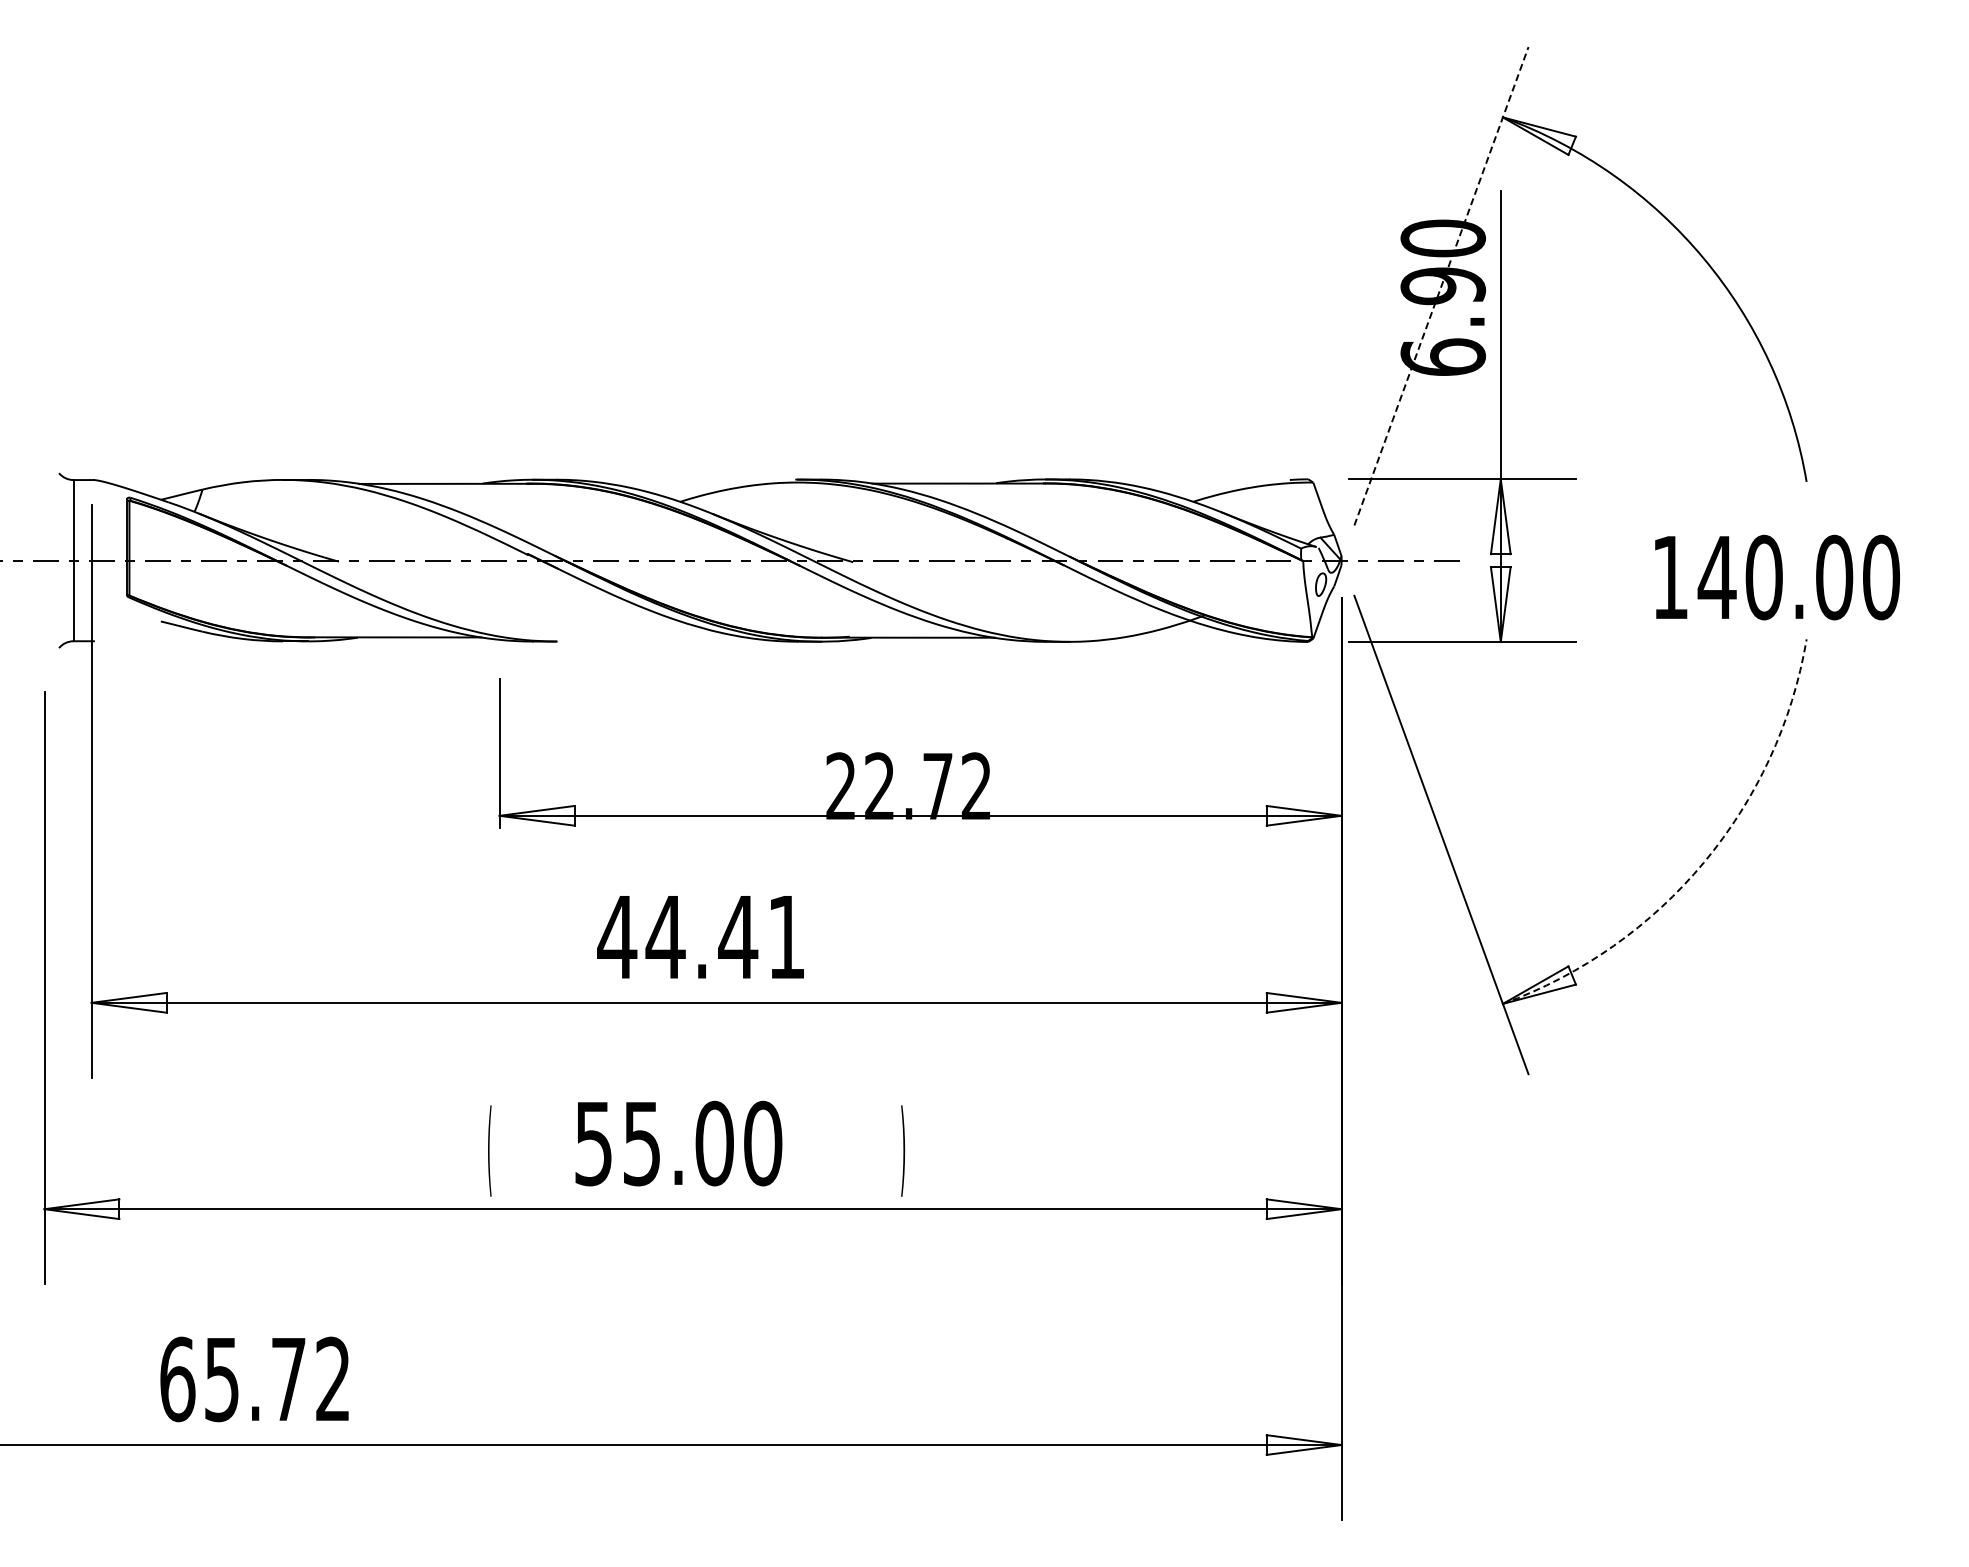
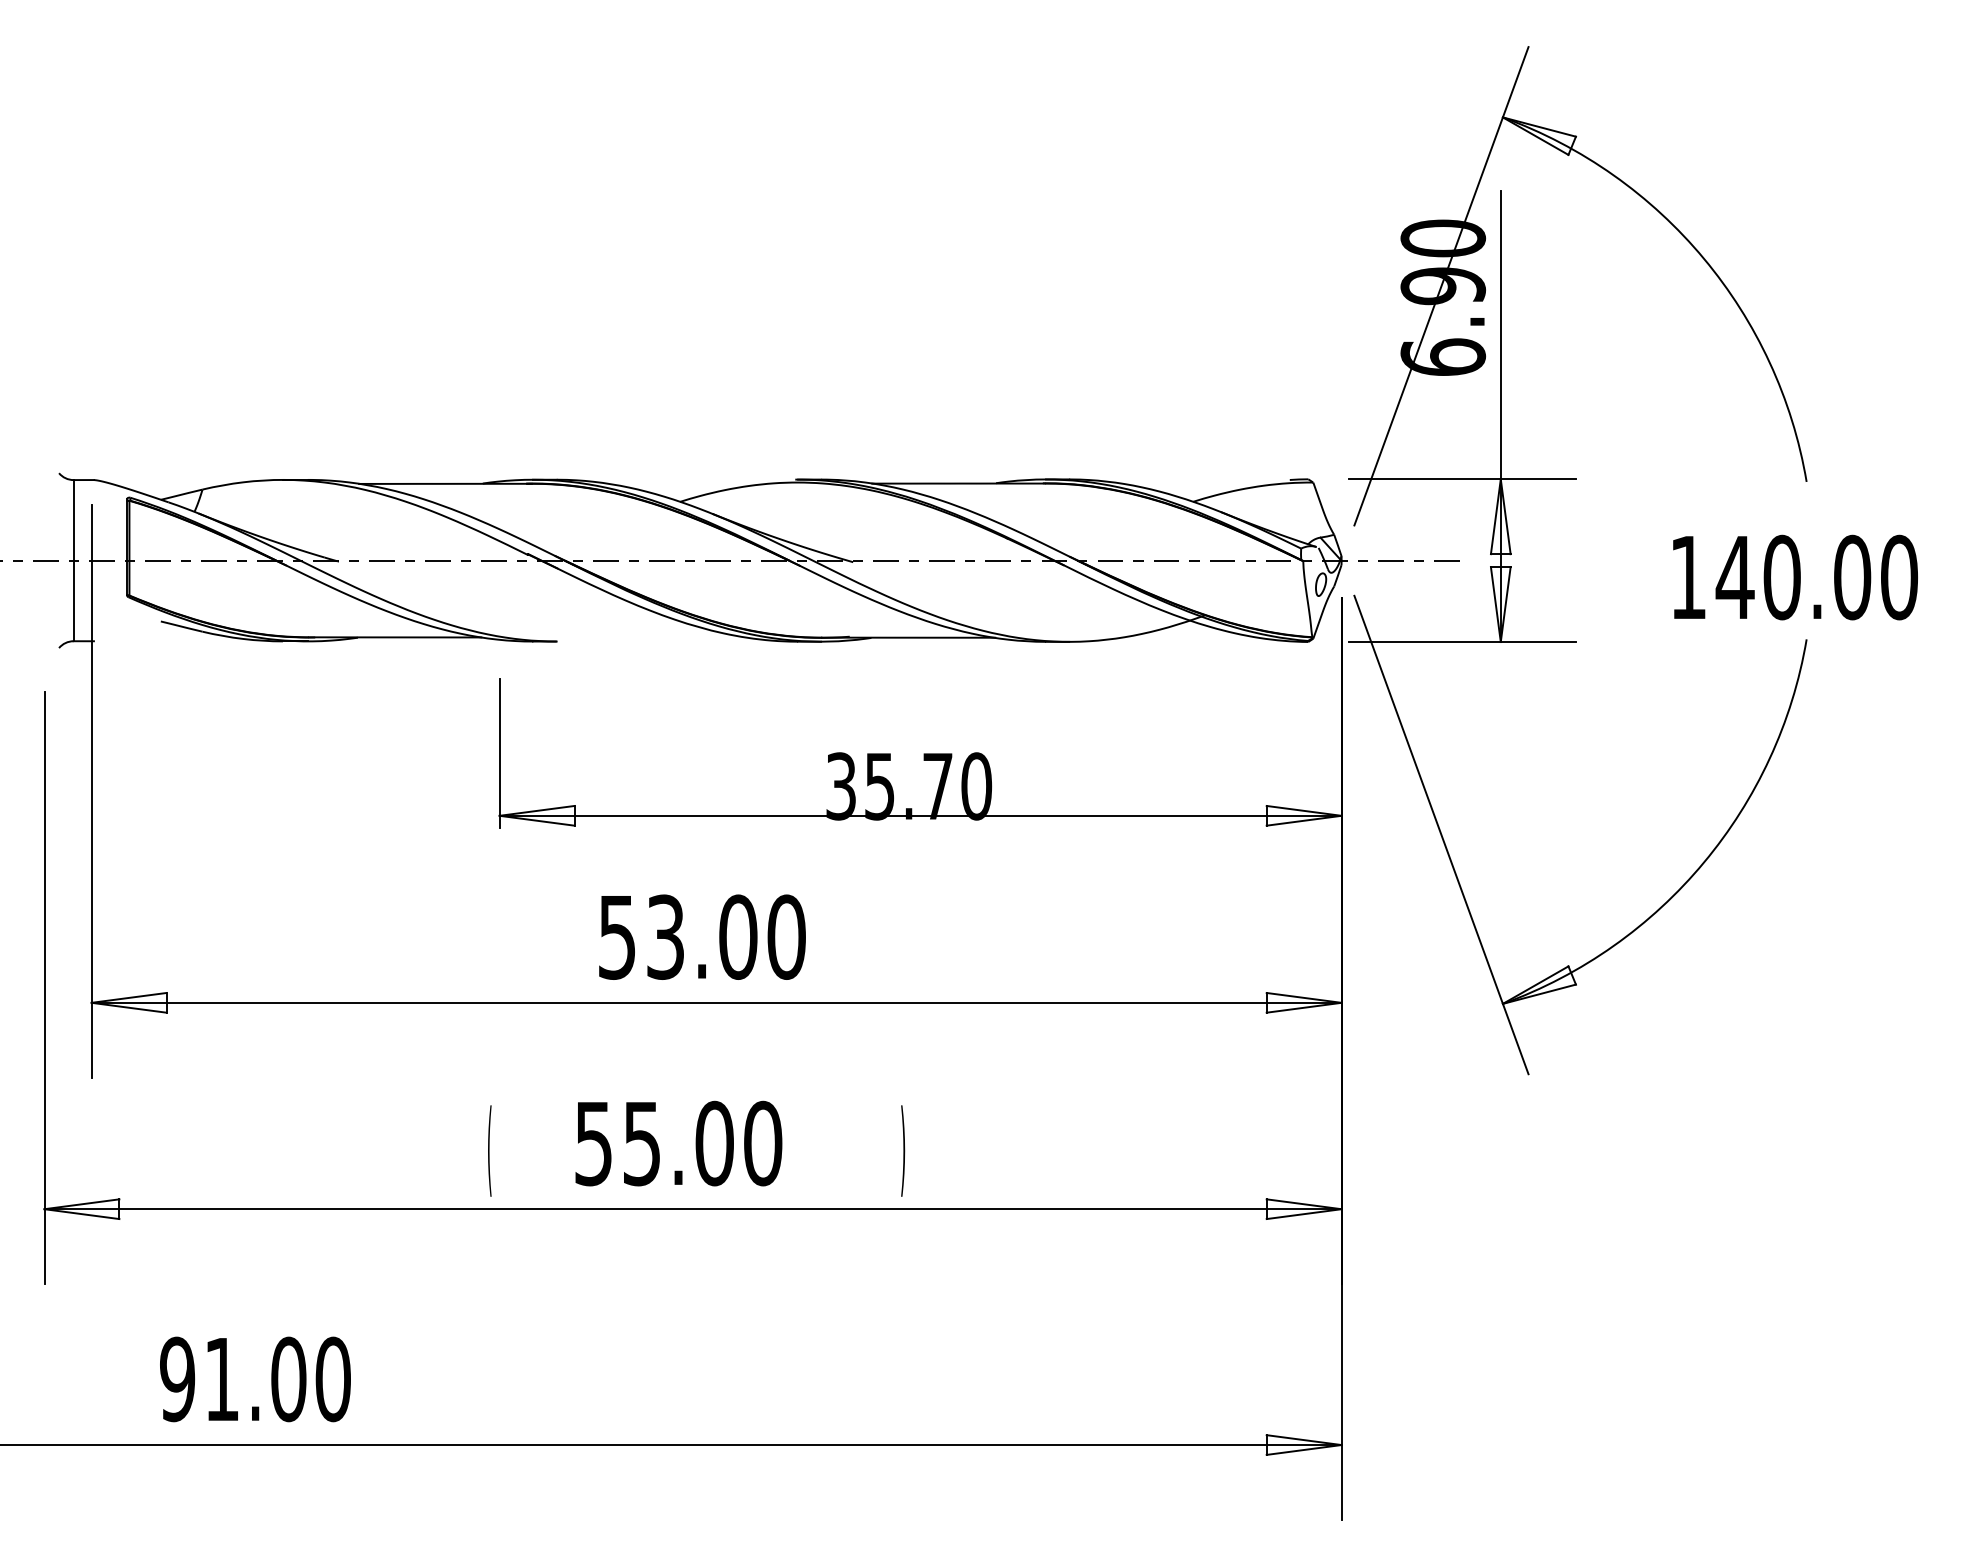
line: dashed -> solid (1441, 286)
text position: (1777, 577) -> (1795, 577) (1795, 577)
text: 22.72 -> 35.70 (909, 786)
arc: dashed -> solid (1703, 862)
text: 44.41 -> 53.00 (701, 936)
text: 65.72 -> 91.00 (255, 1379)
